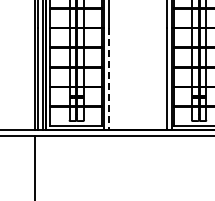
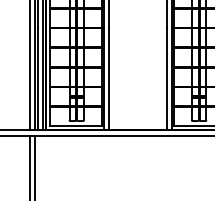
line: none -> present (29, 66)
line: dashed -> solid (109, 78)
line: none -> present (29, 166)
